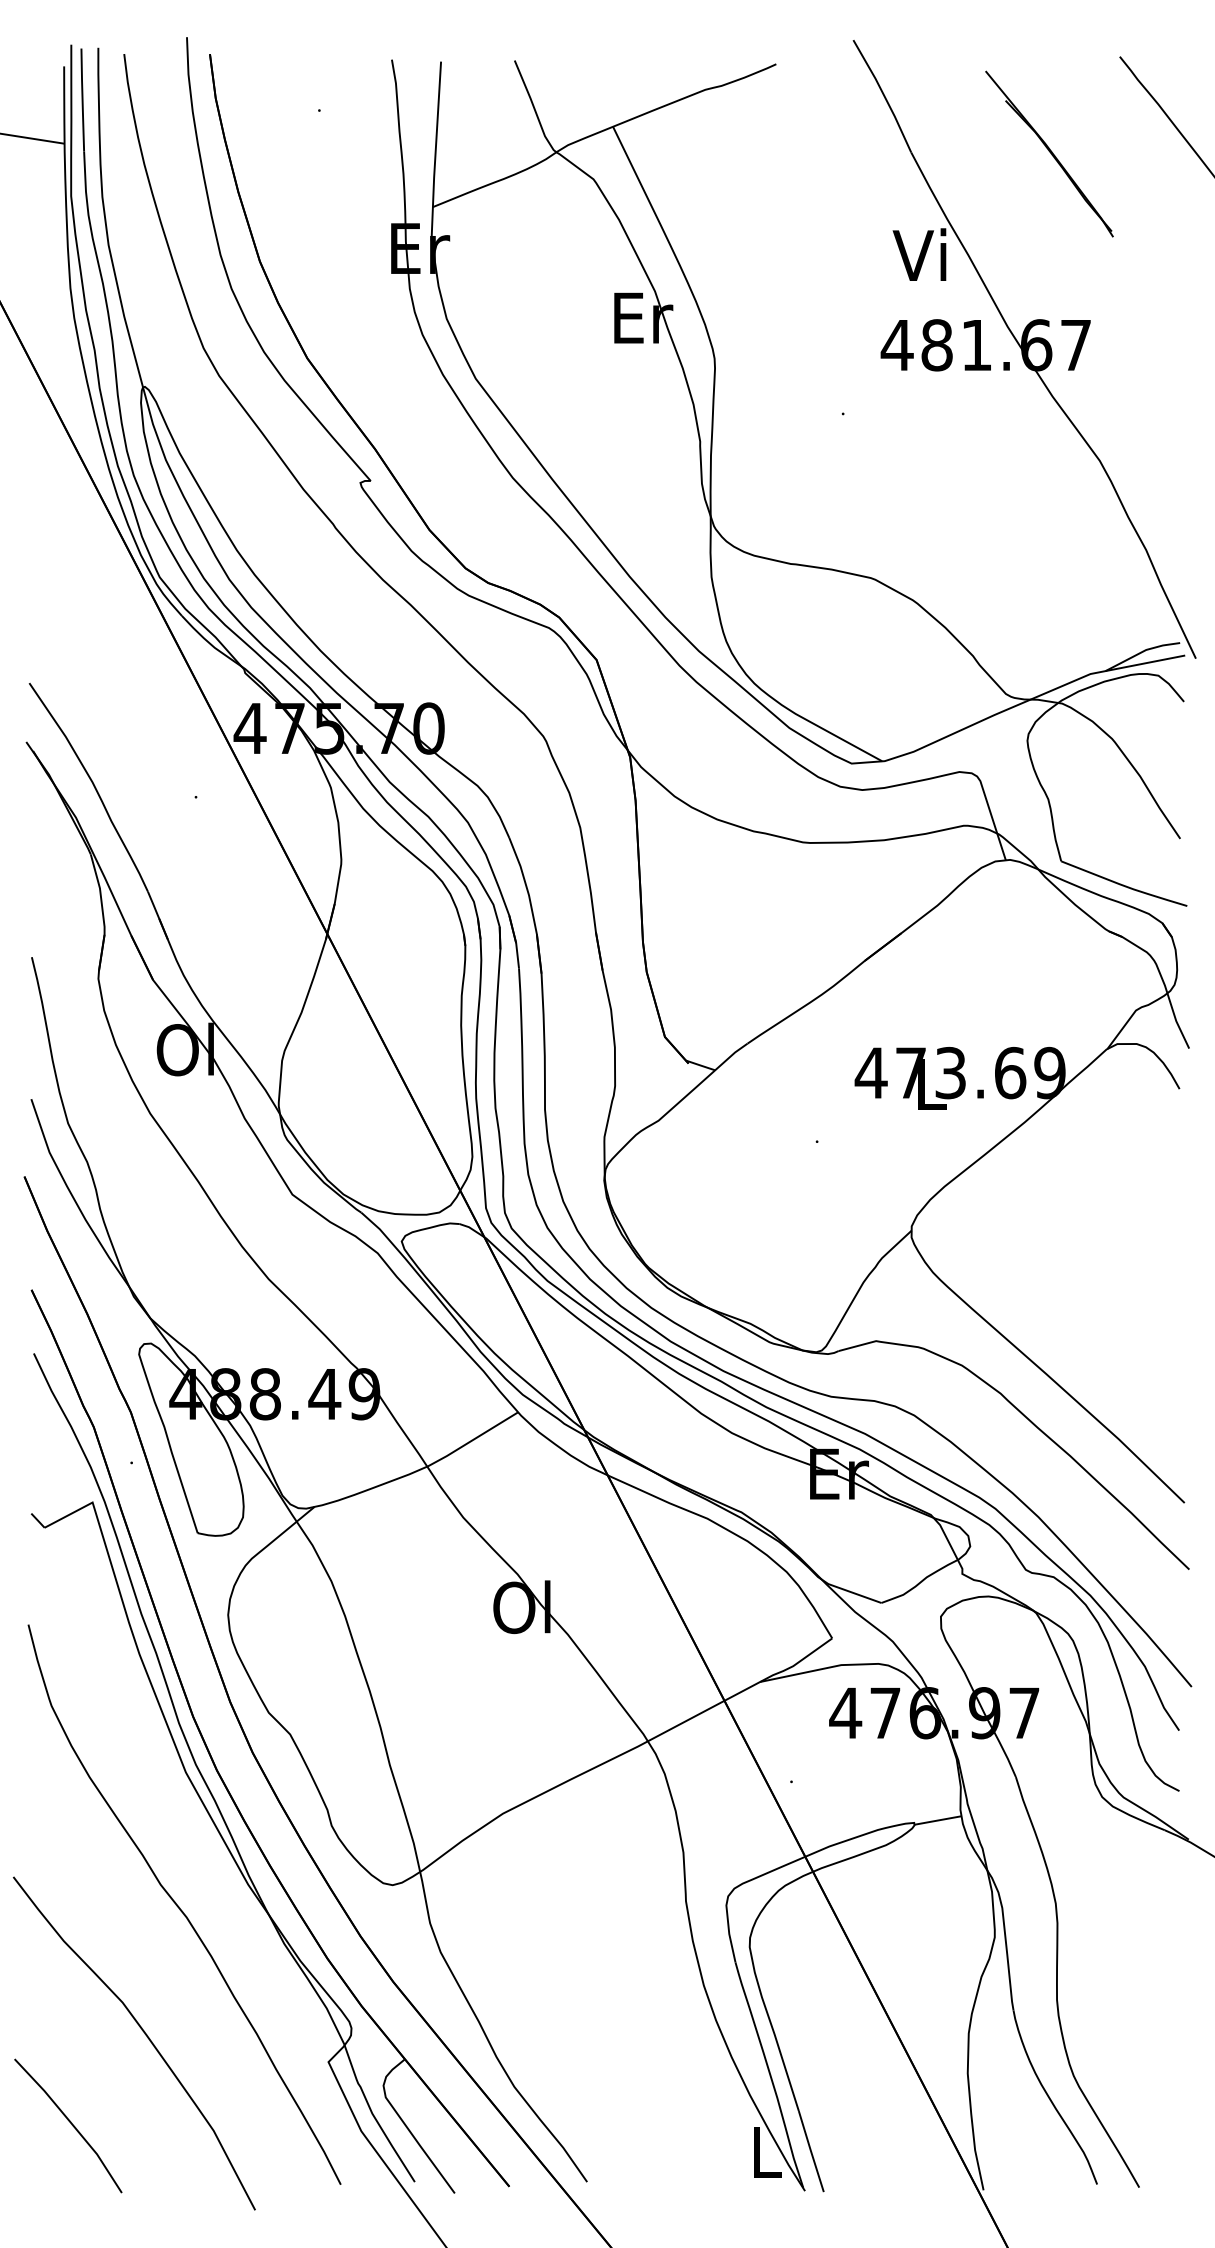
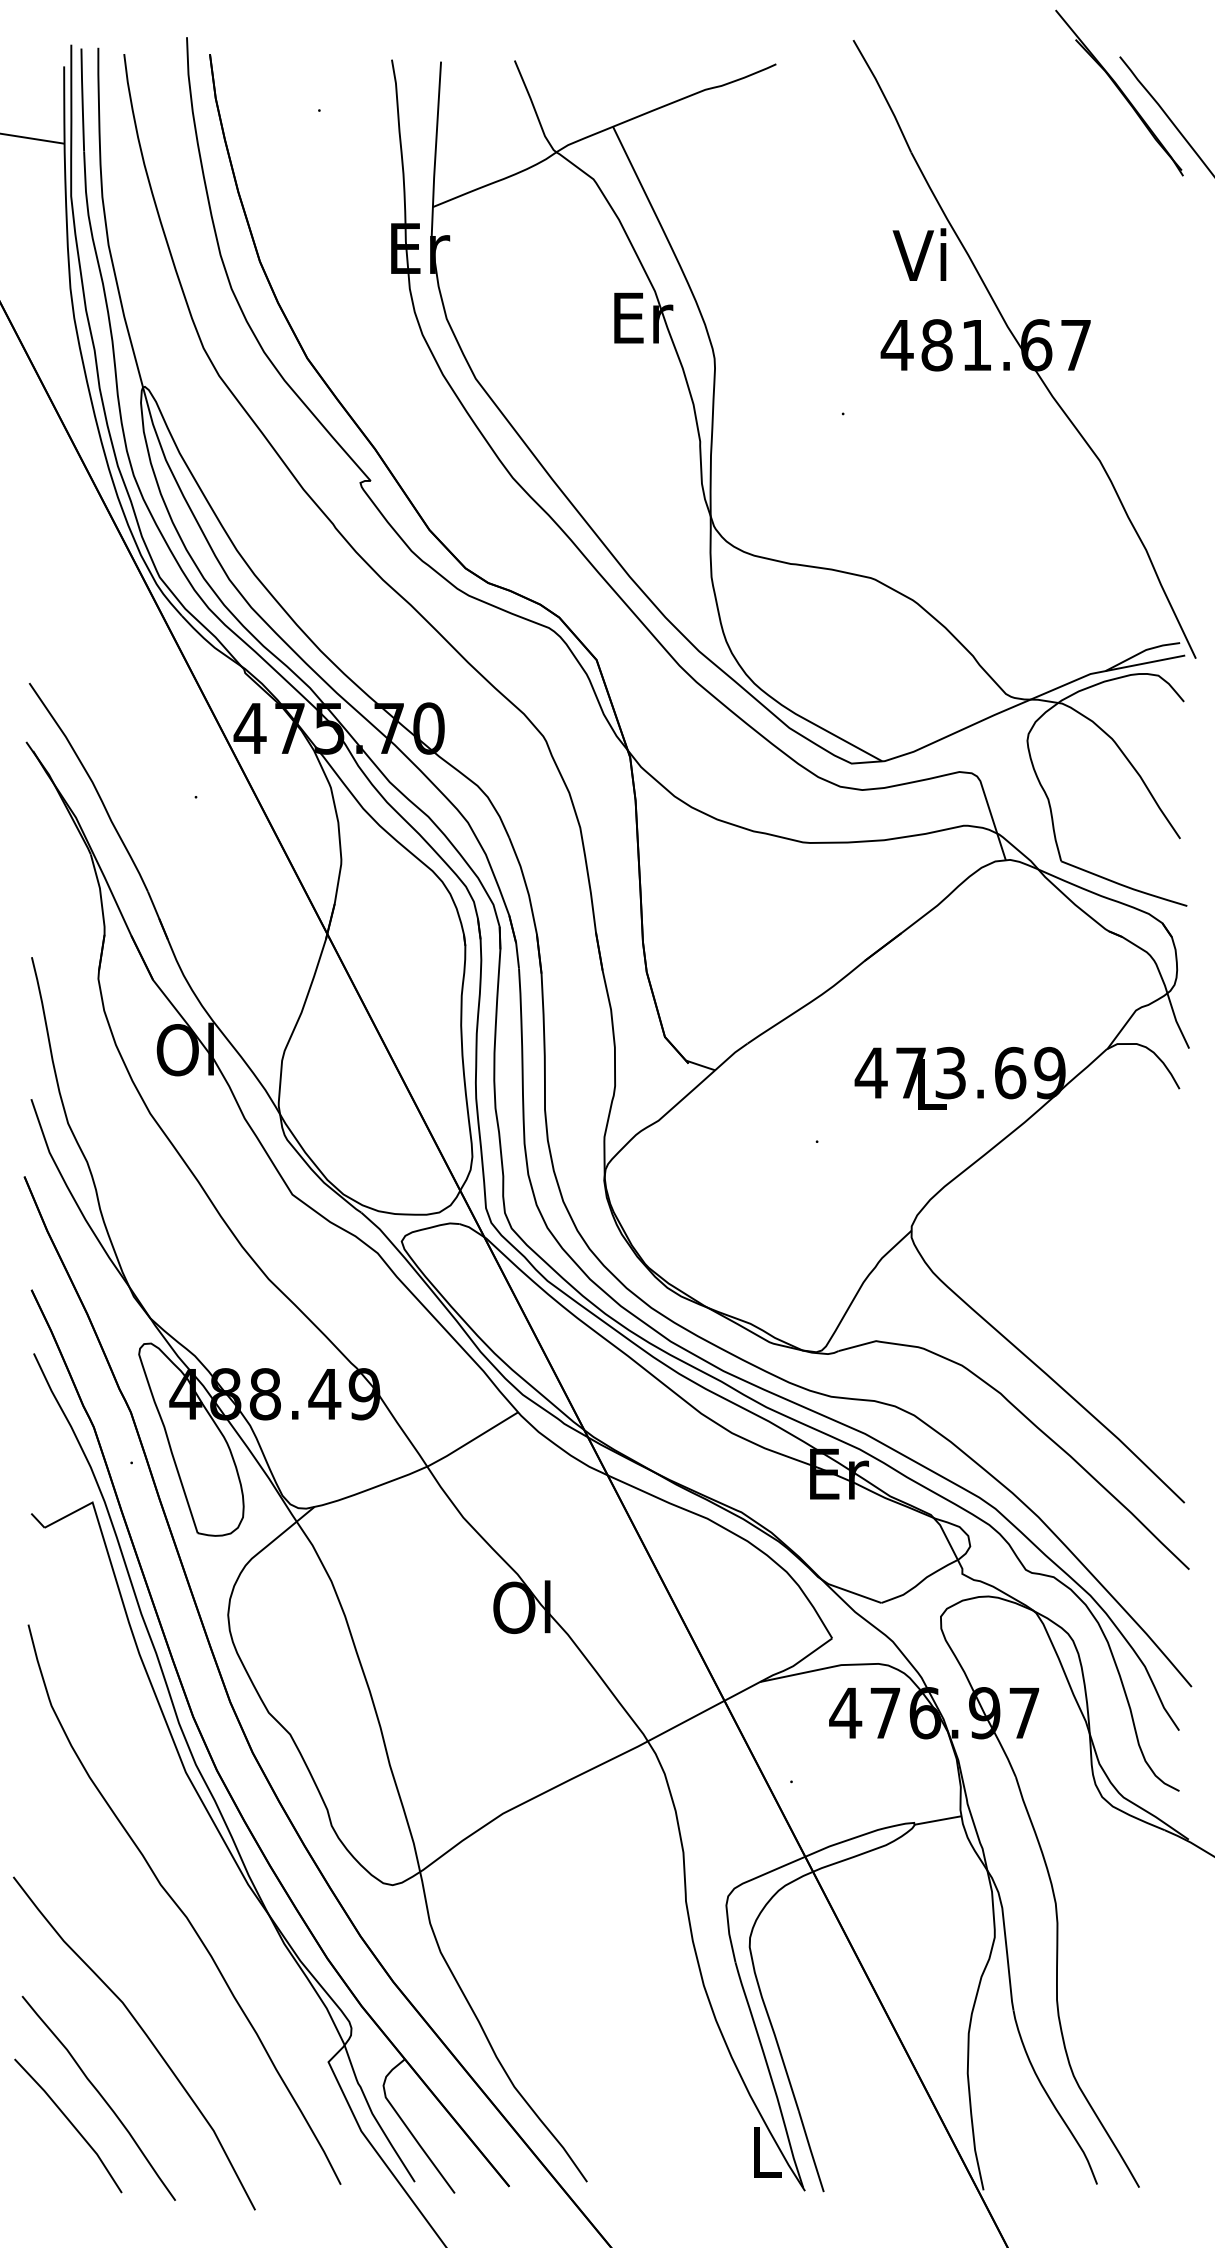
part position: (1049, 153) -> (1119, 92) (1119, 92)
curve: none -> present (99, 2095)
